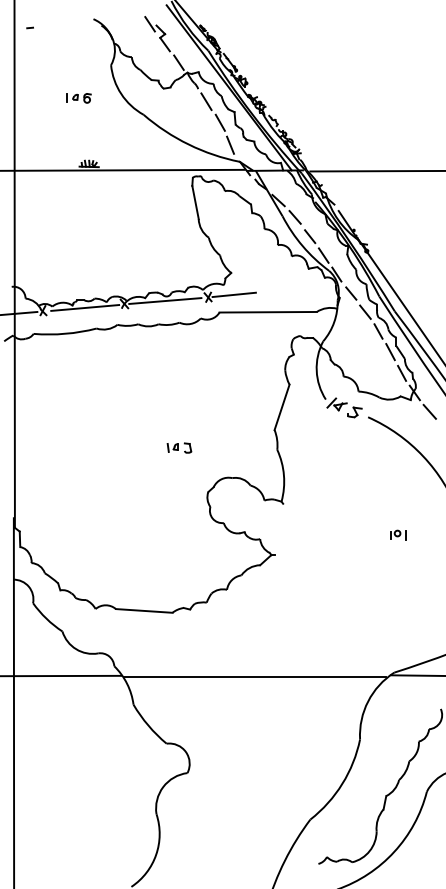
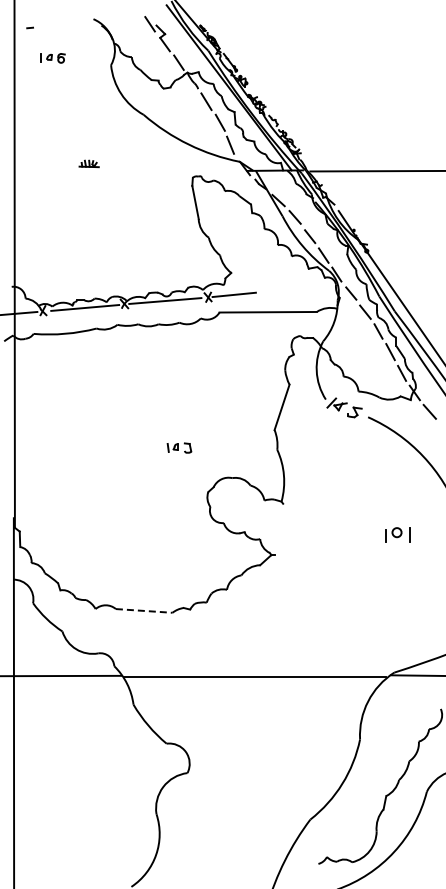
part position: (78, 98) -> (52, 58) (52, 58)
line: present -> none (123, 169)
part size: 17x12 px -> 26x16 px (397, 534)
line: solid -> dashed (144, 610)
